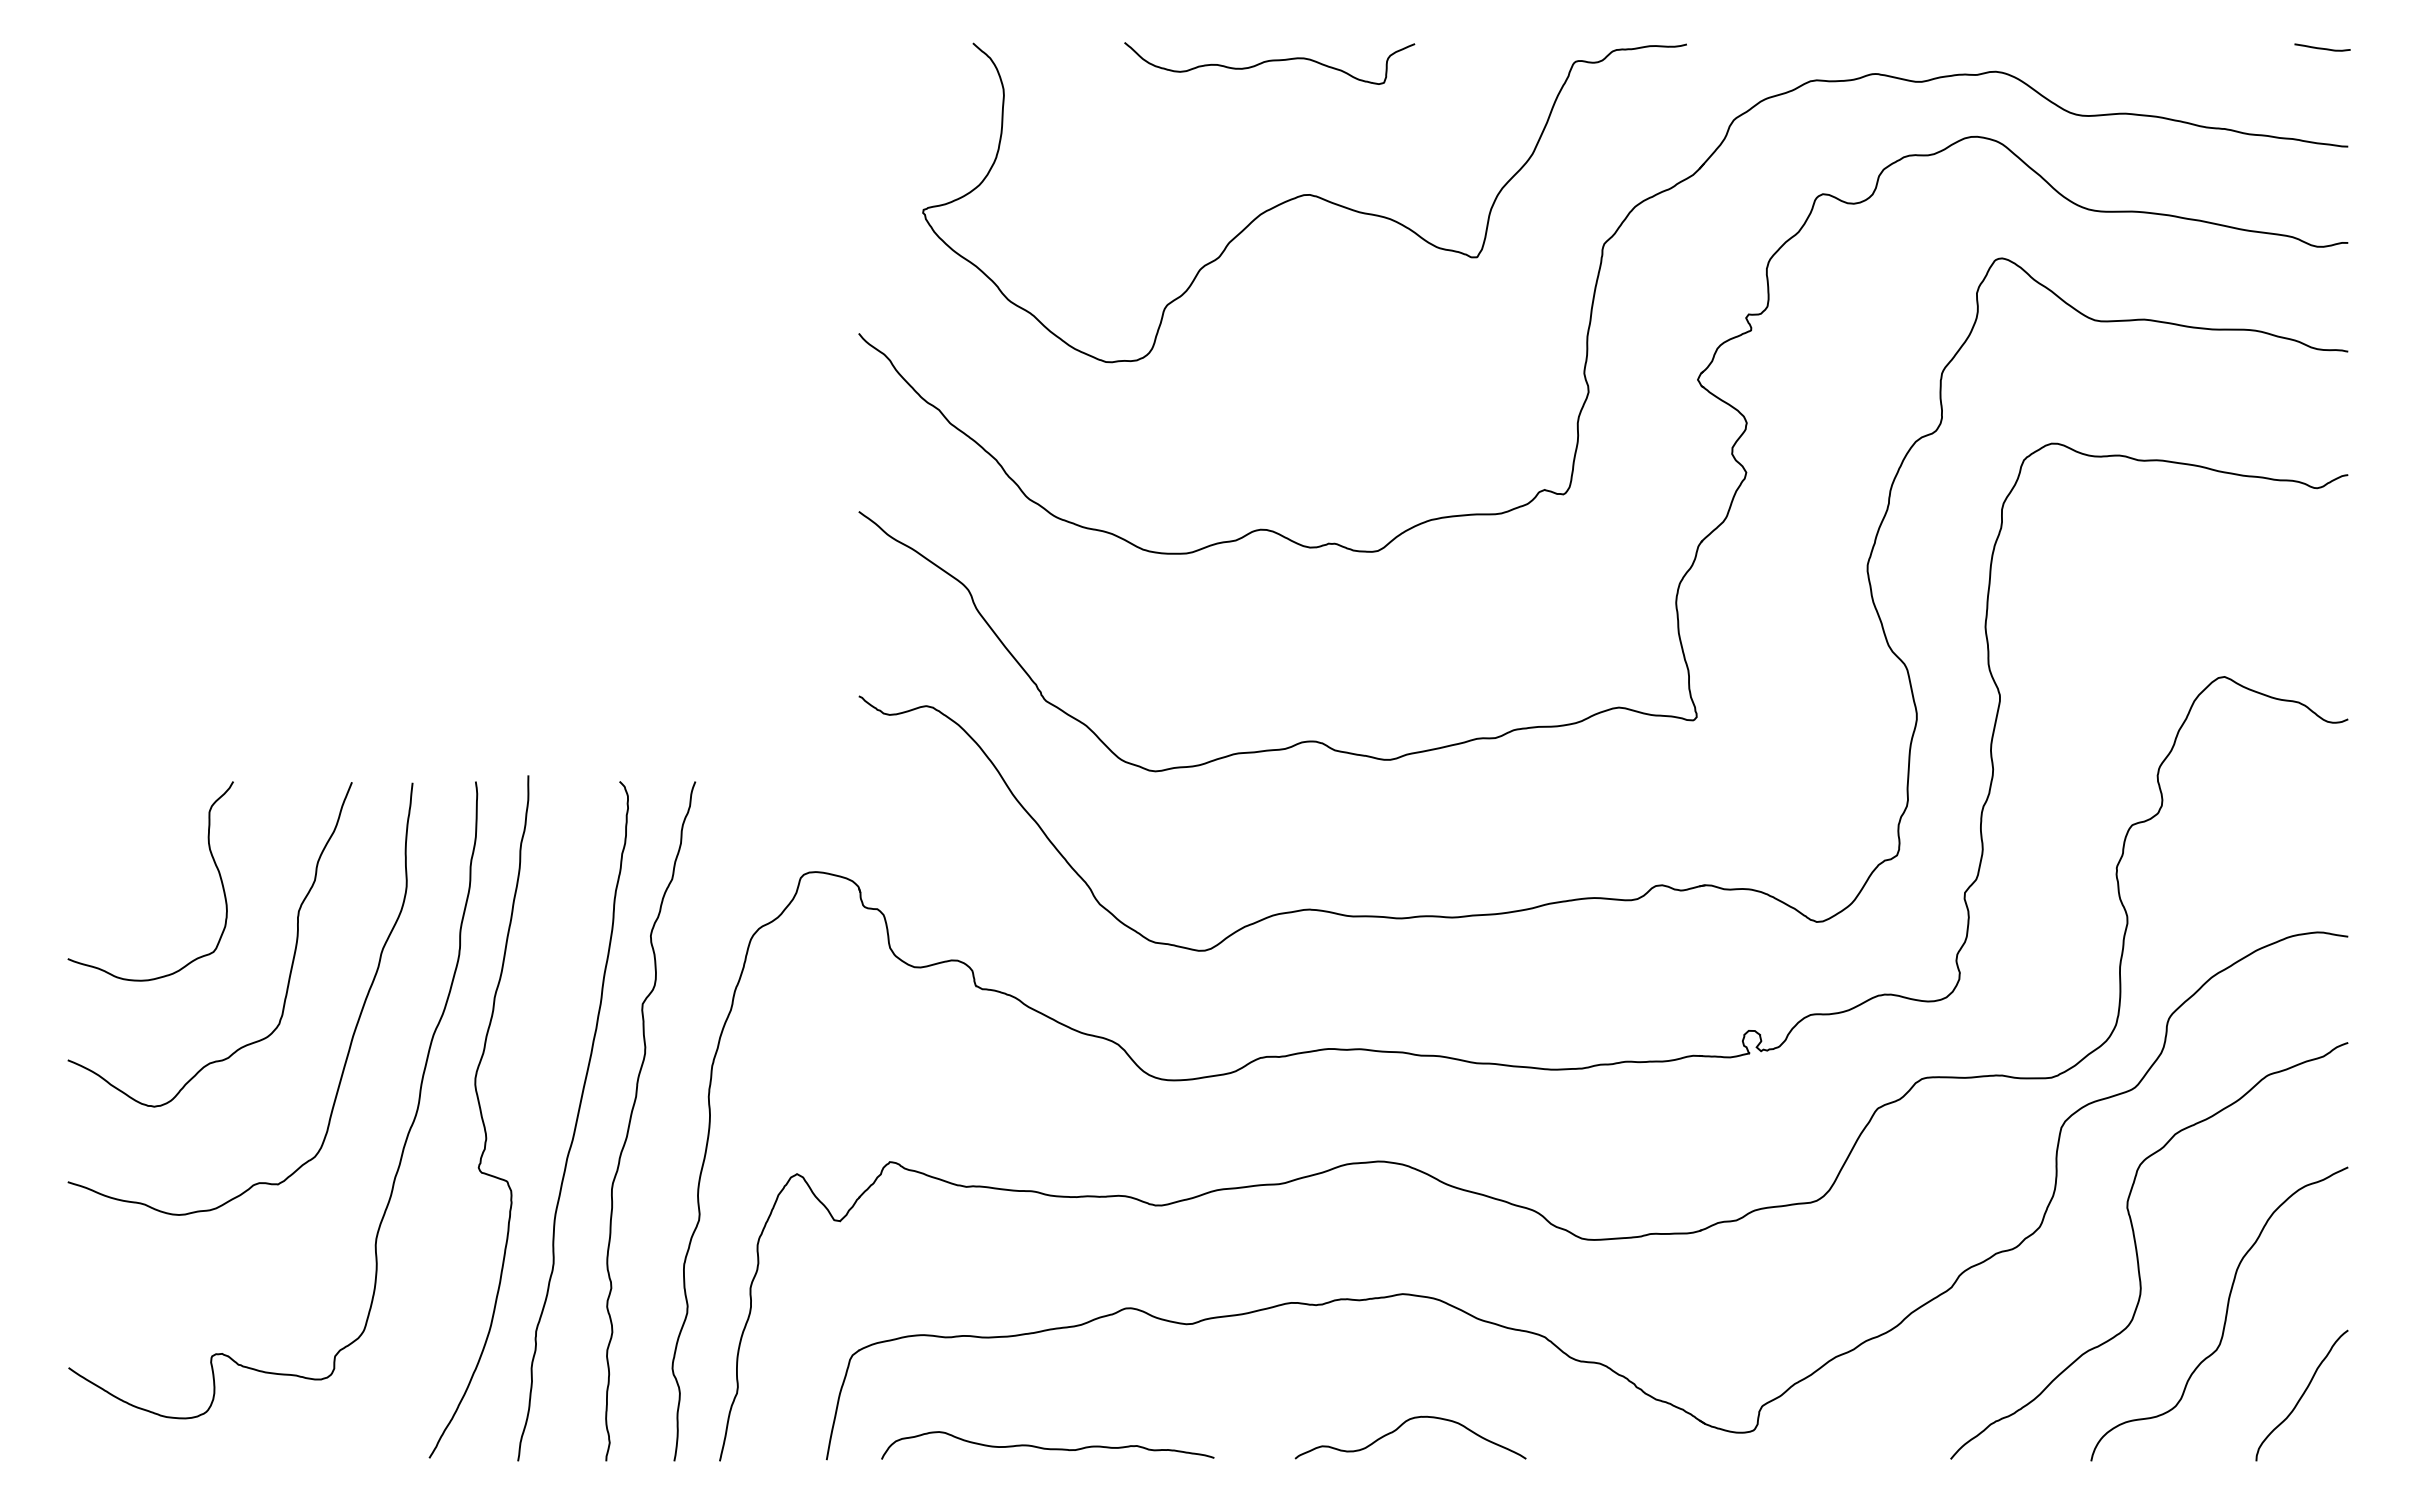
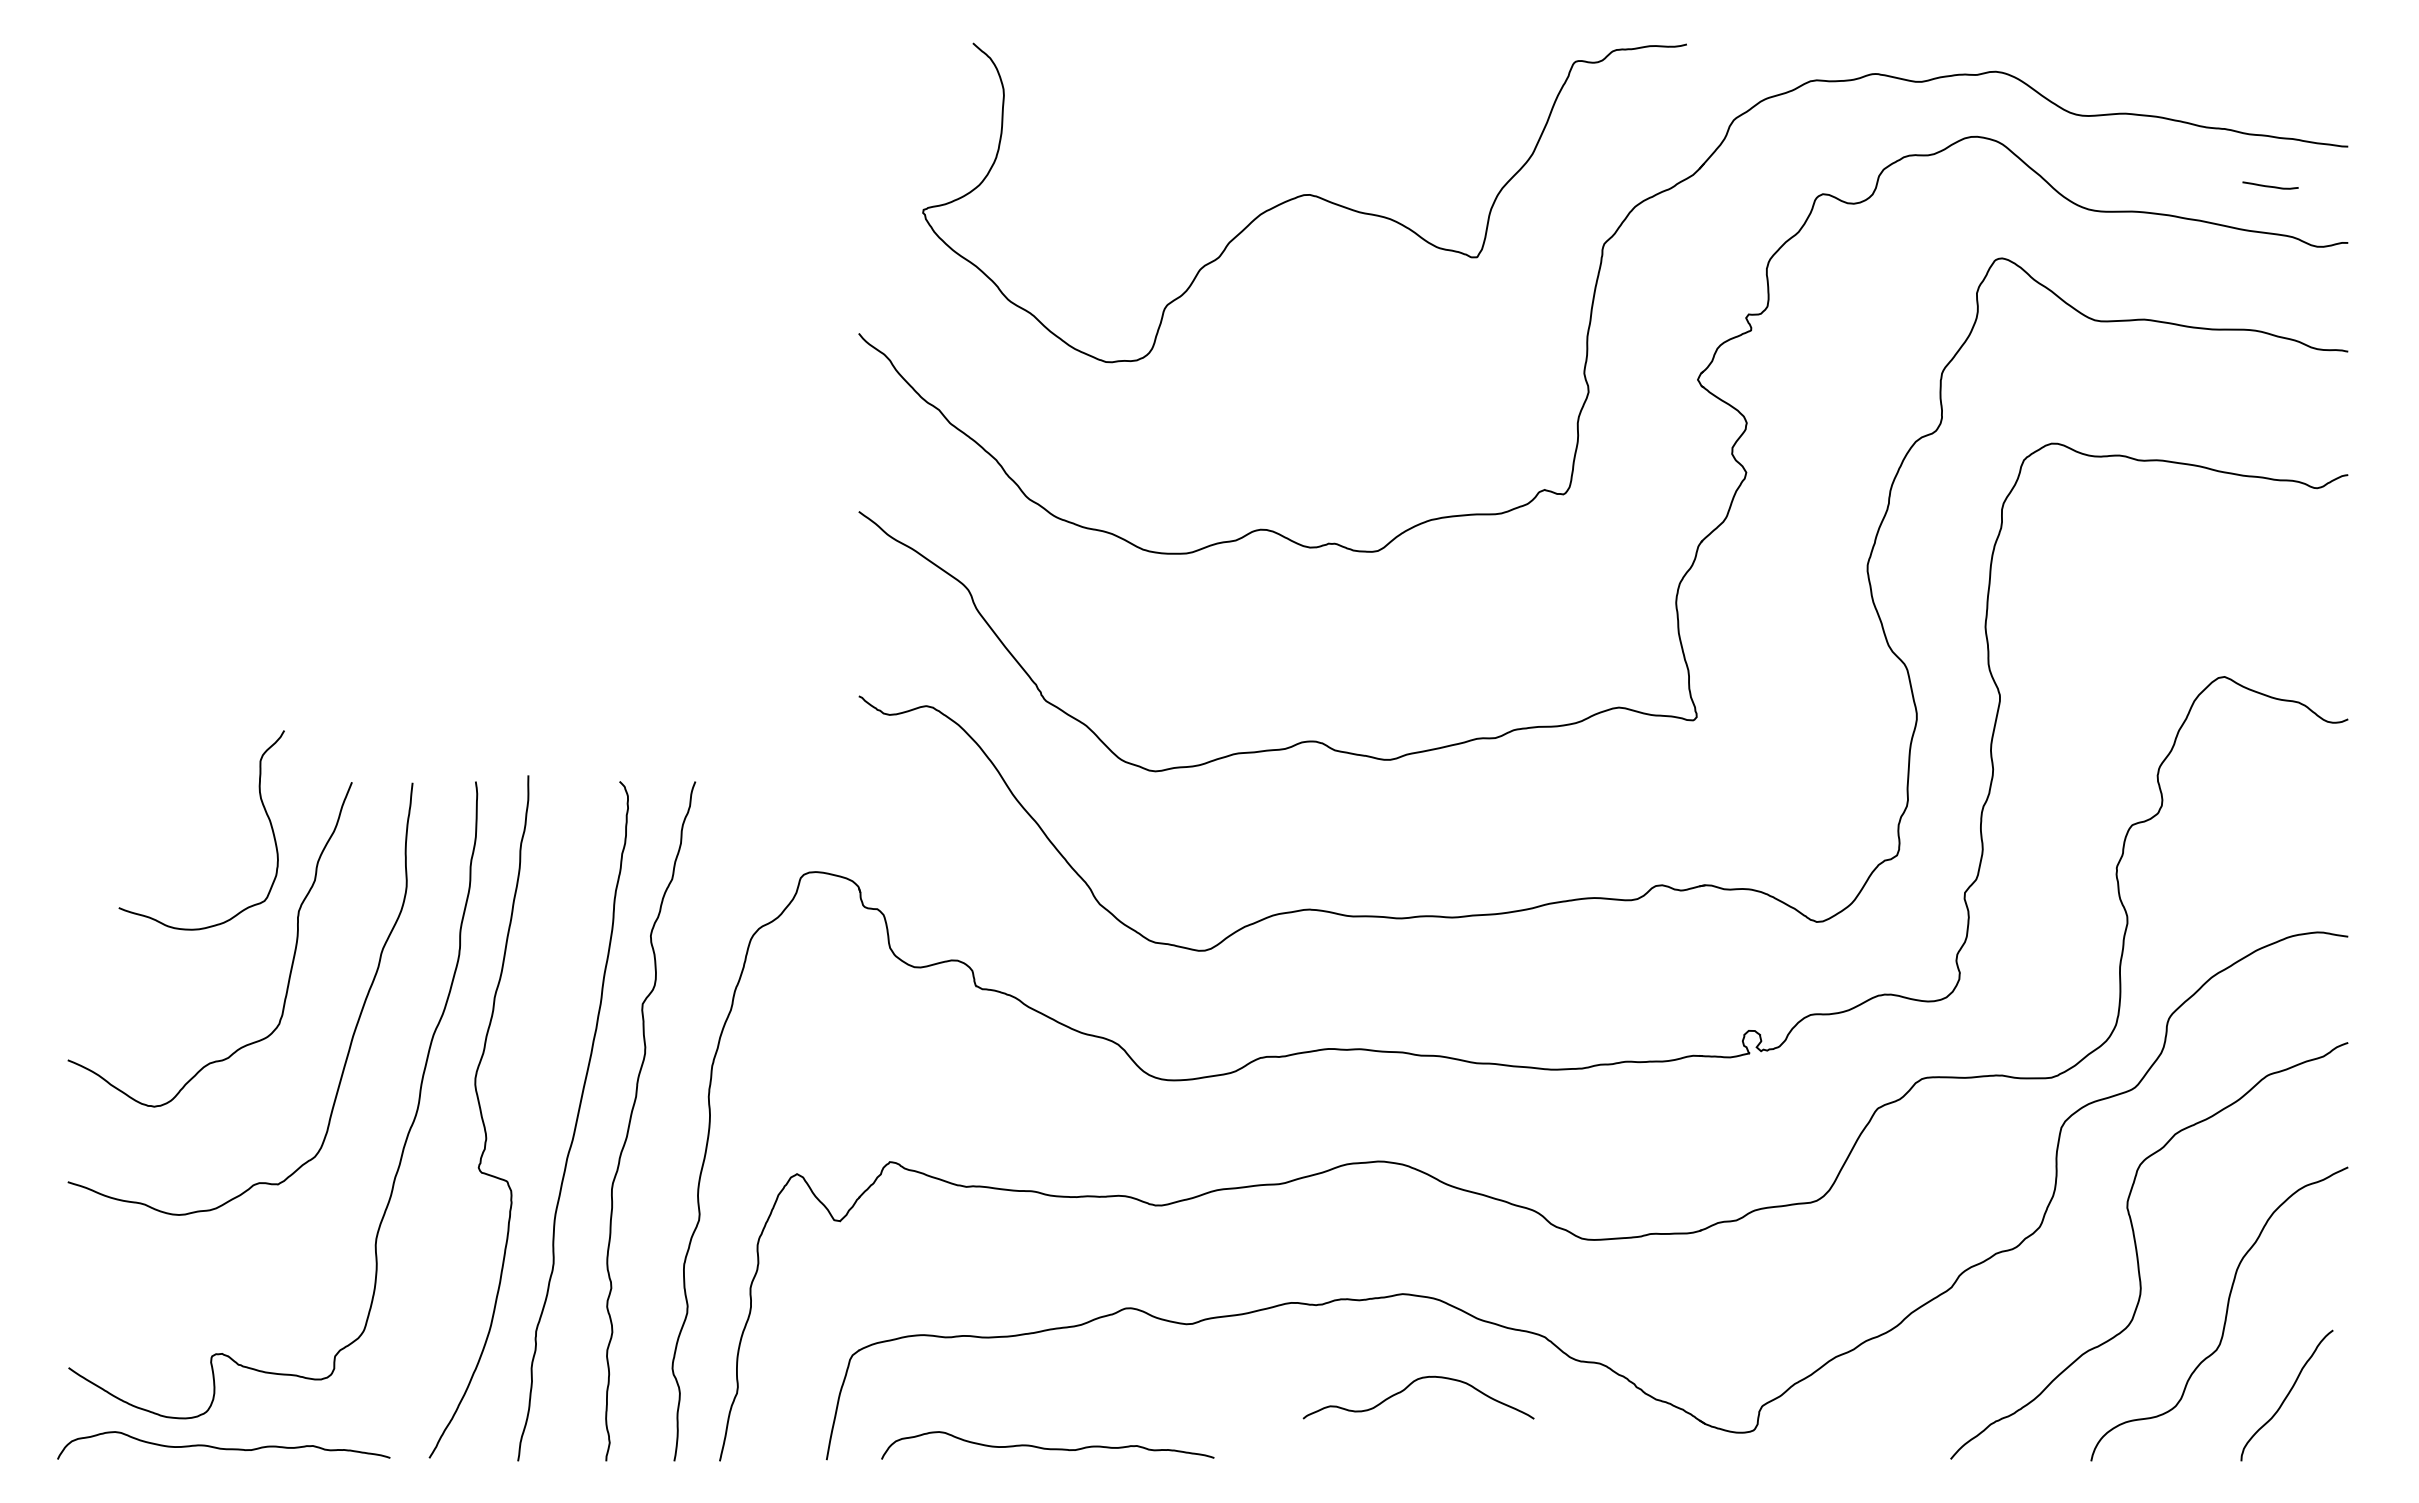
curve position: (2322, 47) -> (2270, 185) (2270, 185)
curve: present -> none (1269, 61)
curve position: (212, 859) -> (263, 808) (263, 808)
curve position: (2301, 1395) -> (2286, 1395) (2286, 1395)
curve position: (1400, 1427) -> (1408, 1387) (1408, 1387)
curve: none -> present (221, 1447)
